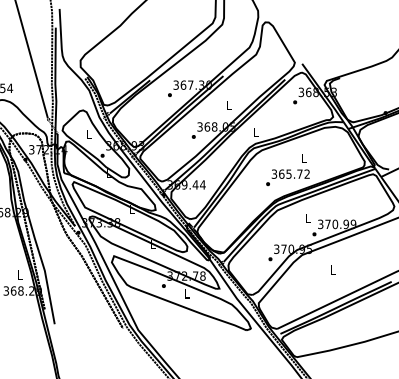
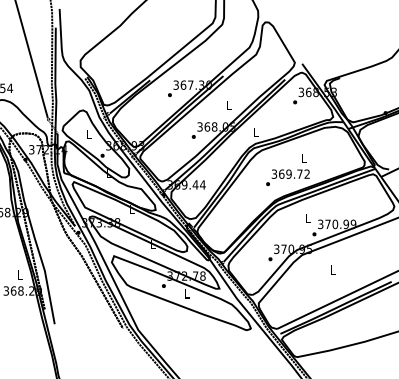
text: 365.72 -> 369.72 (288, 173)
